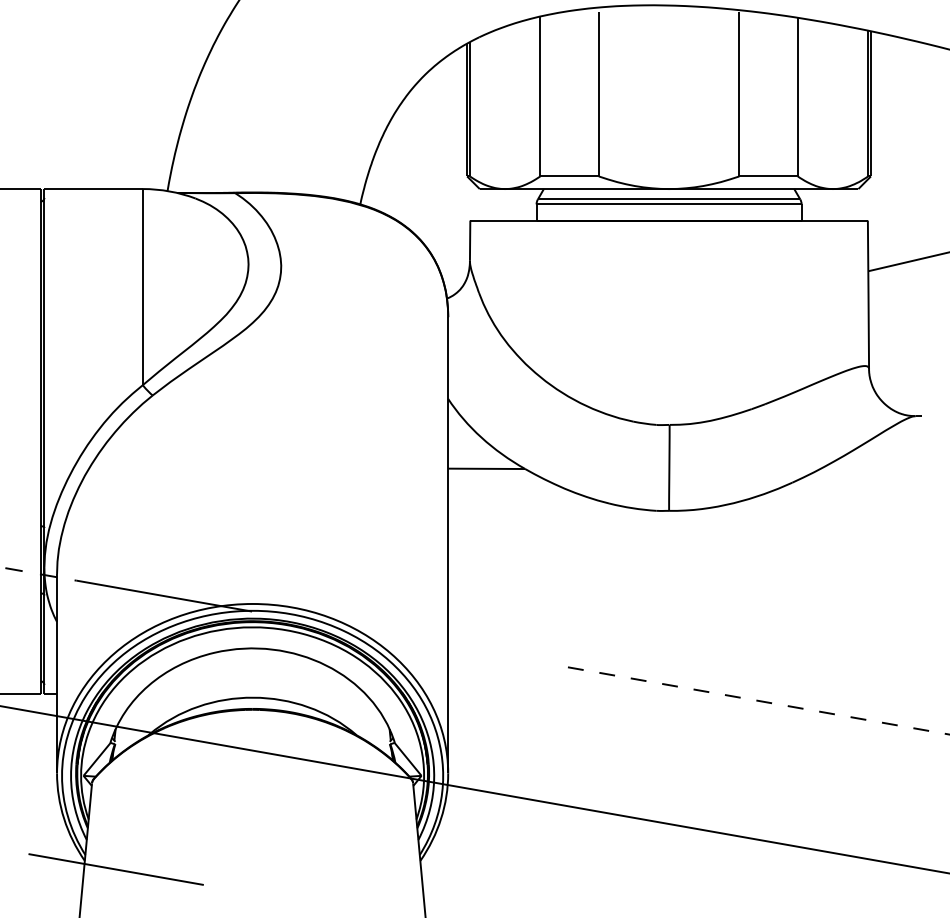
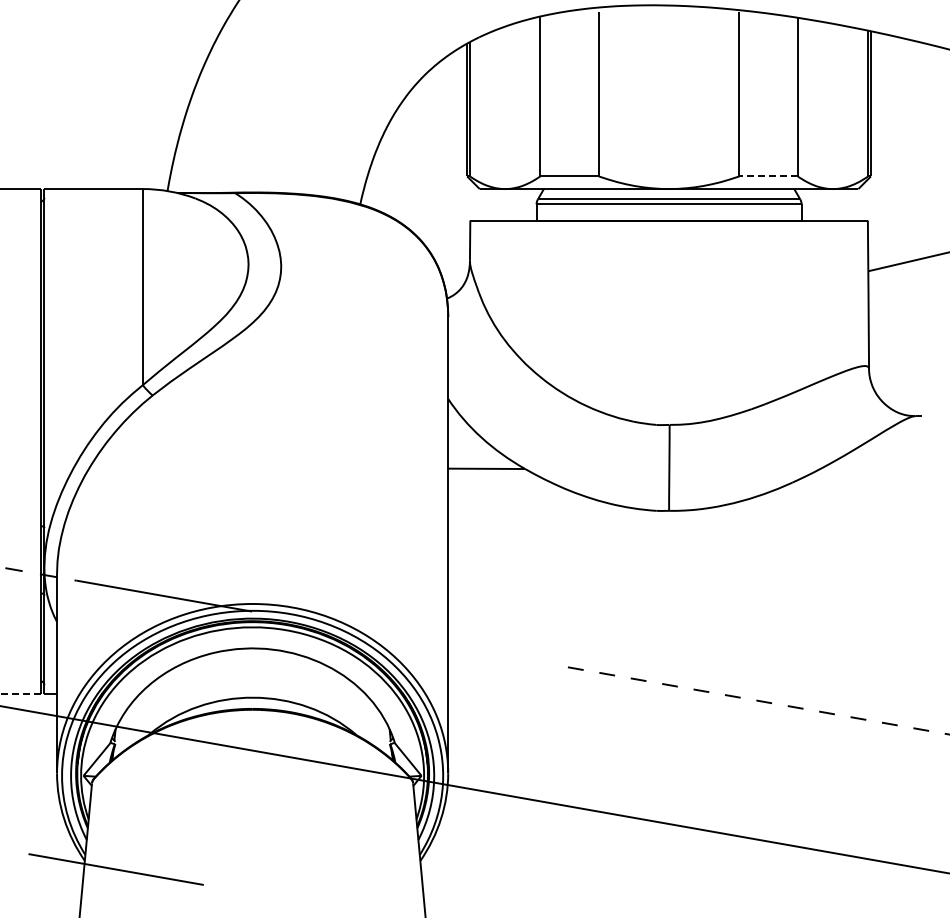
line: solid -> dashed (768, 176)
line: solid -> dashed (20, 693)
